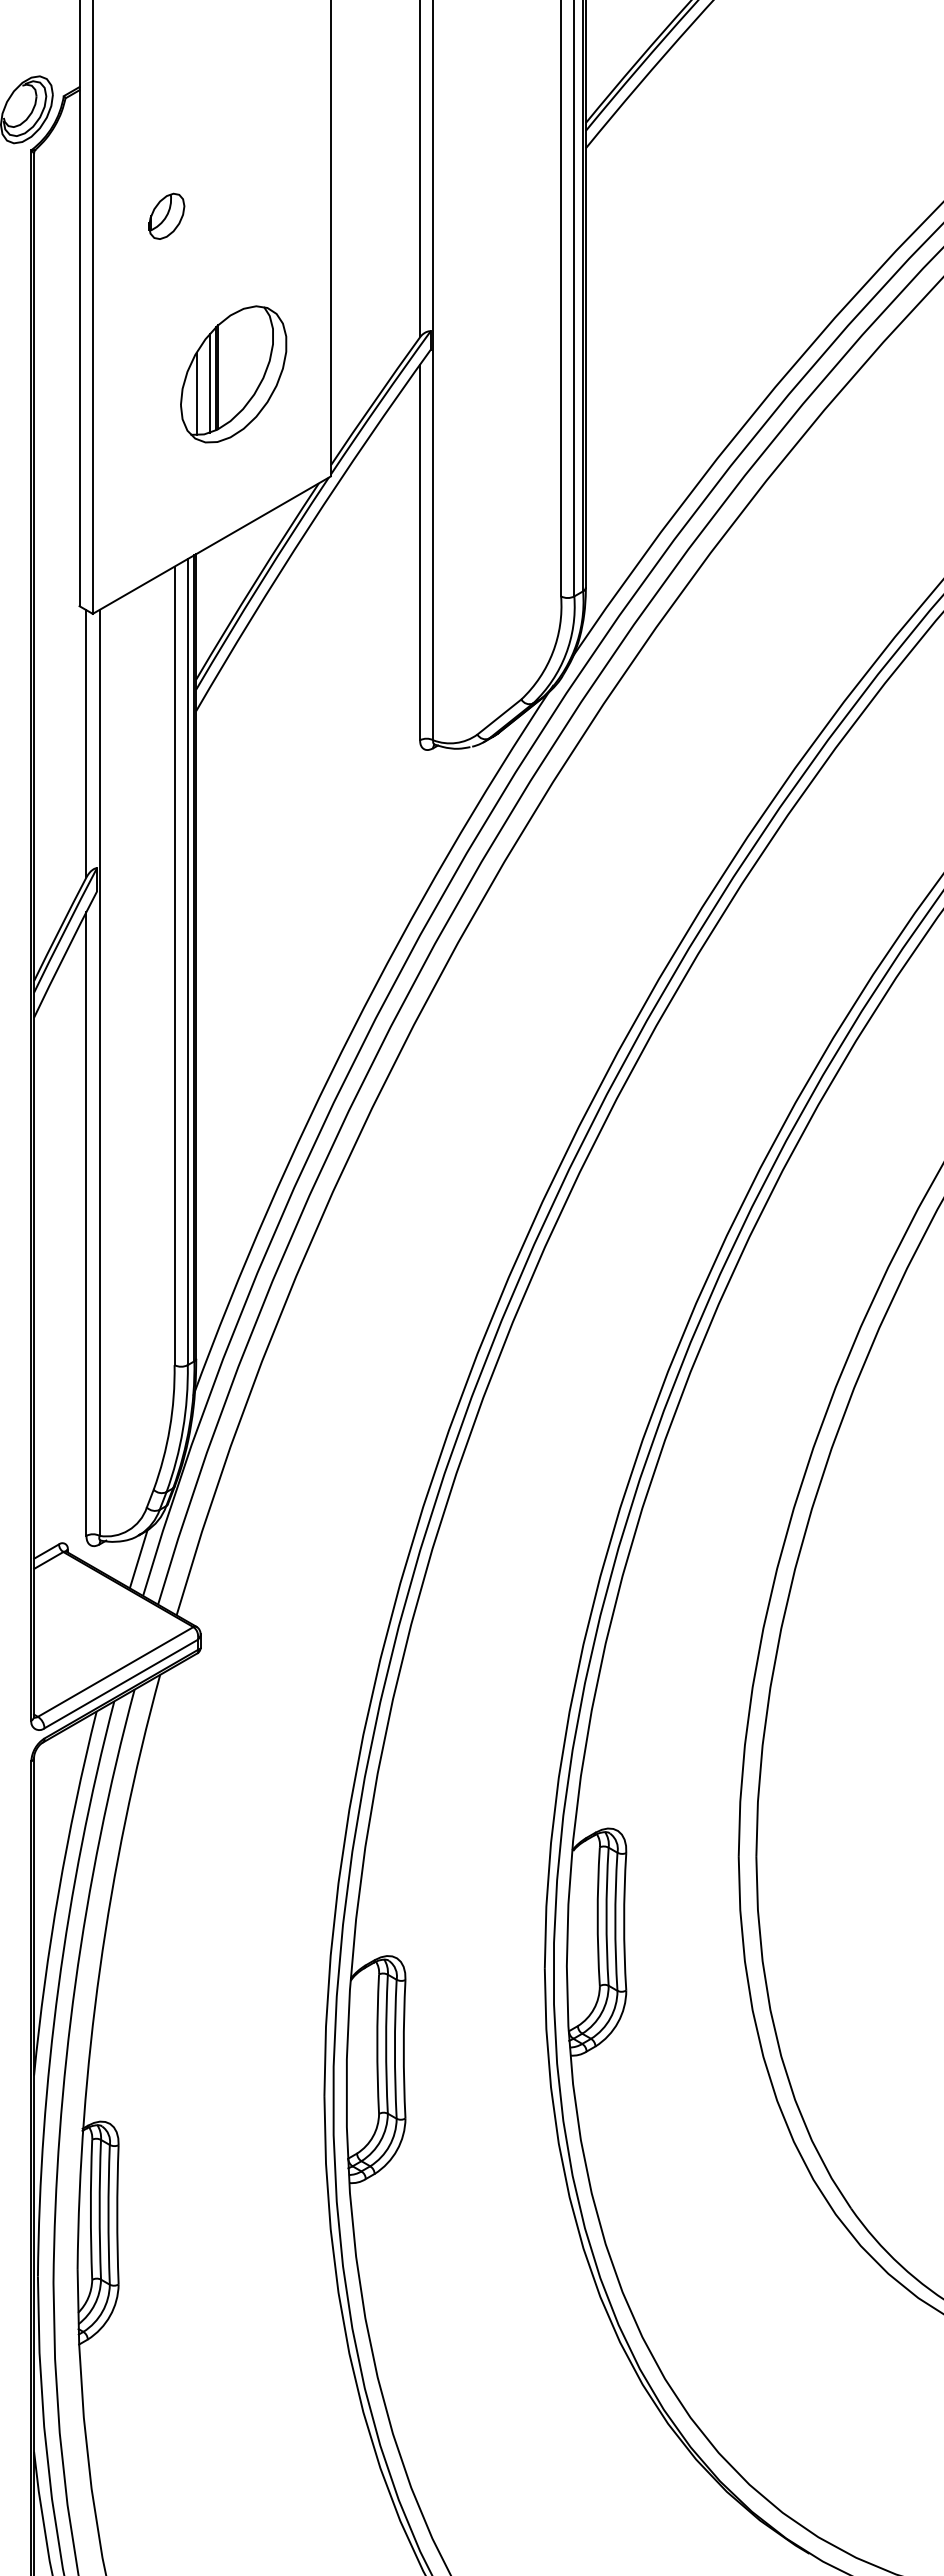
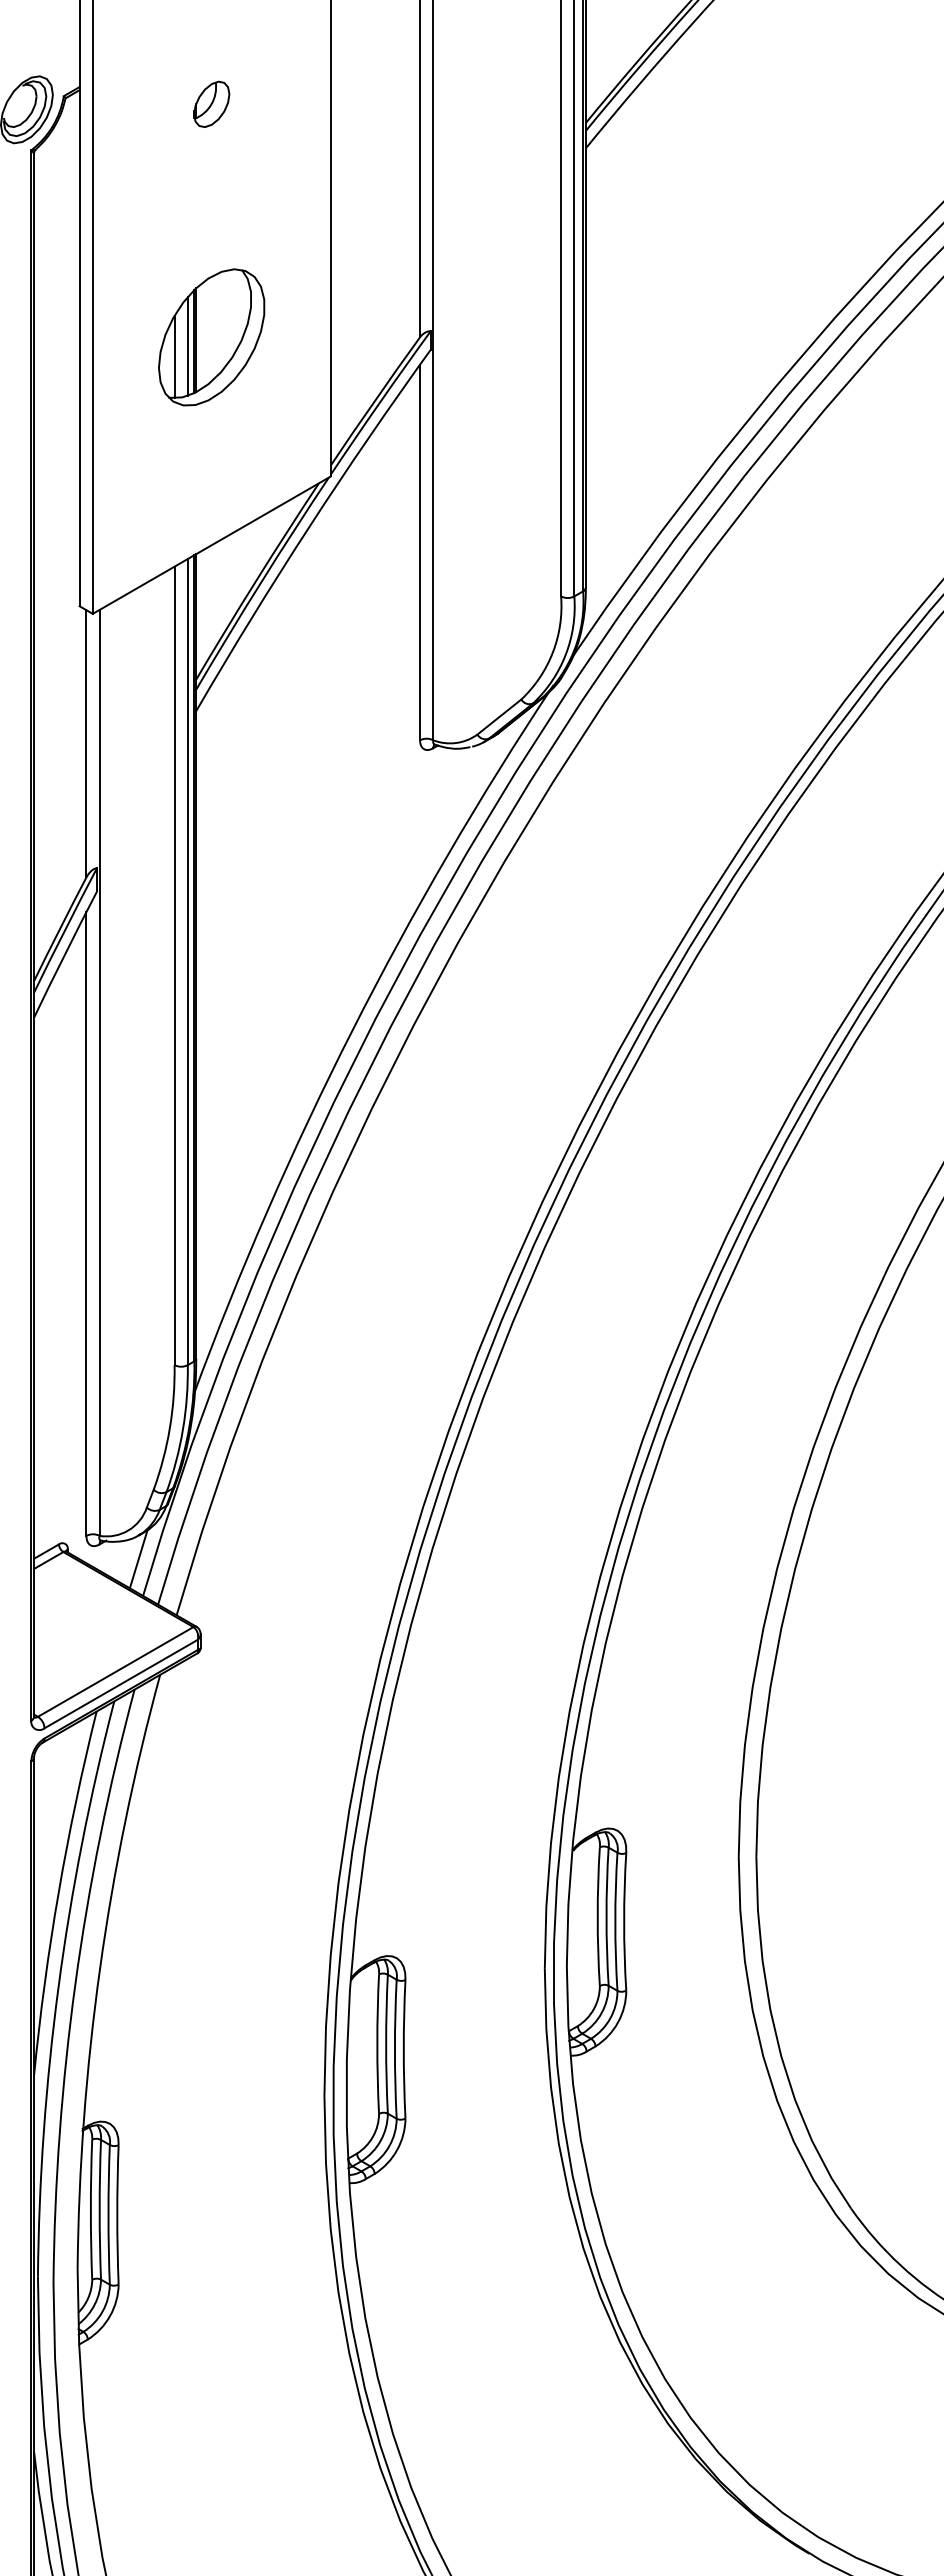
part position: (166, 215) -> (211, 103) (211, 103)
part position: (233, 374) -> (211, 337) (211, 337)
